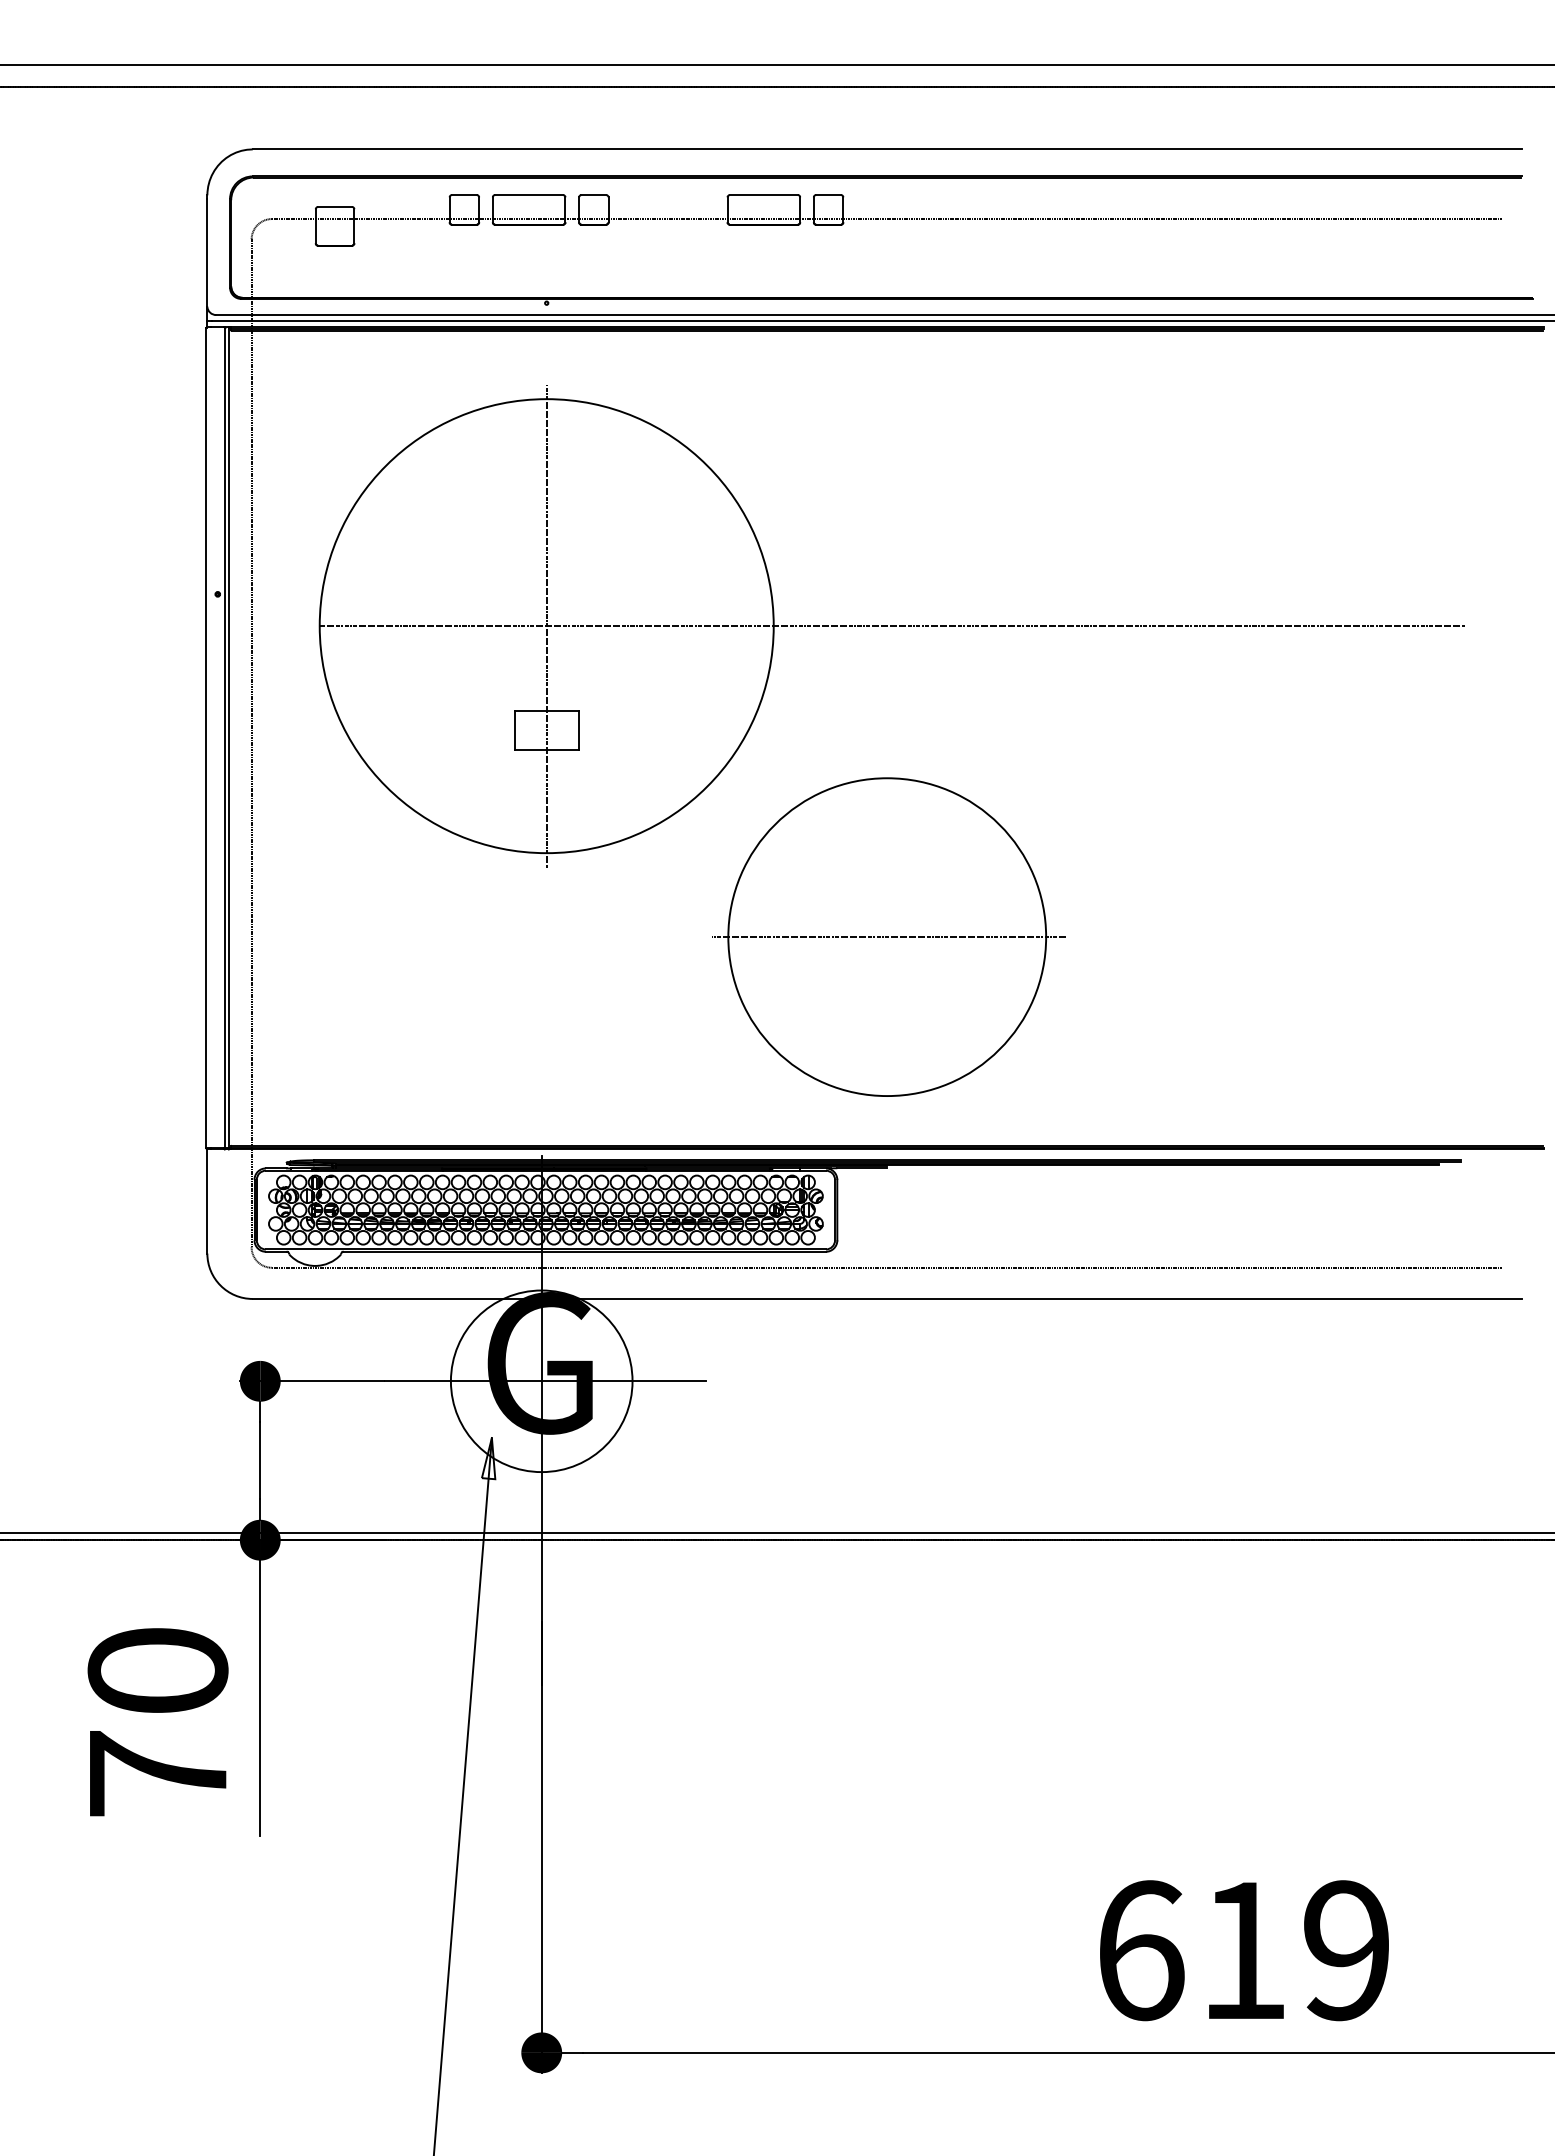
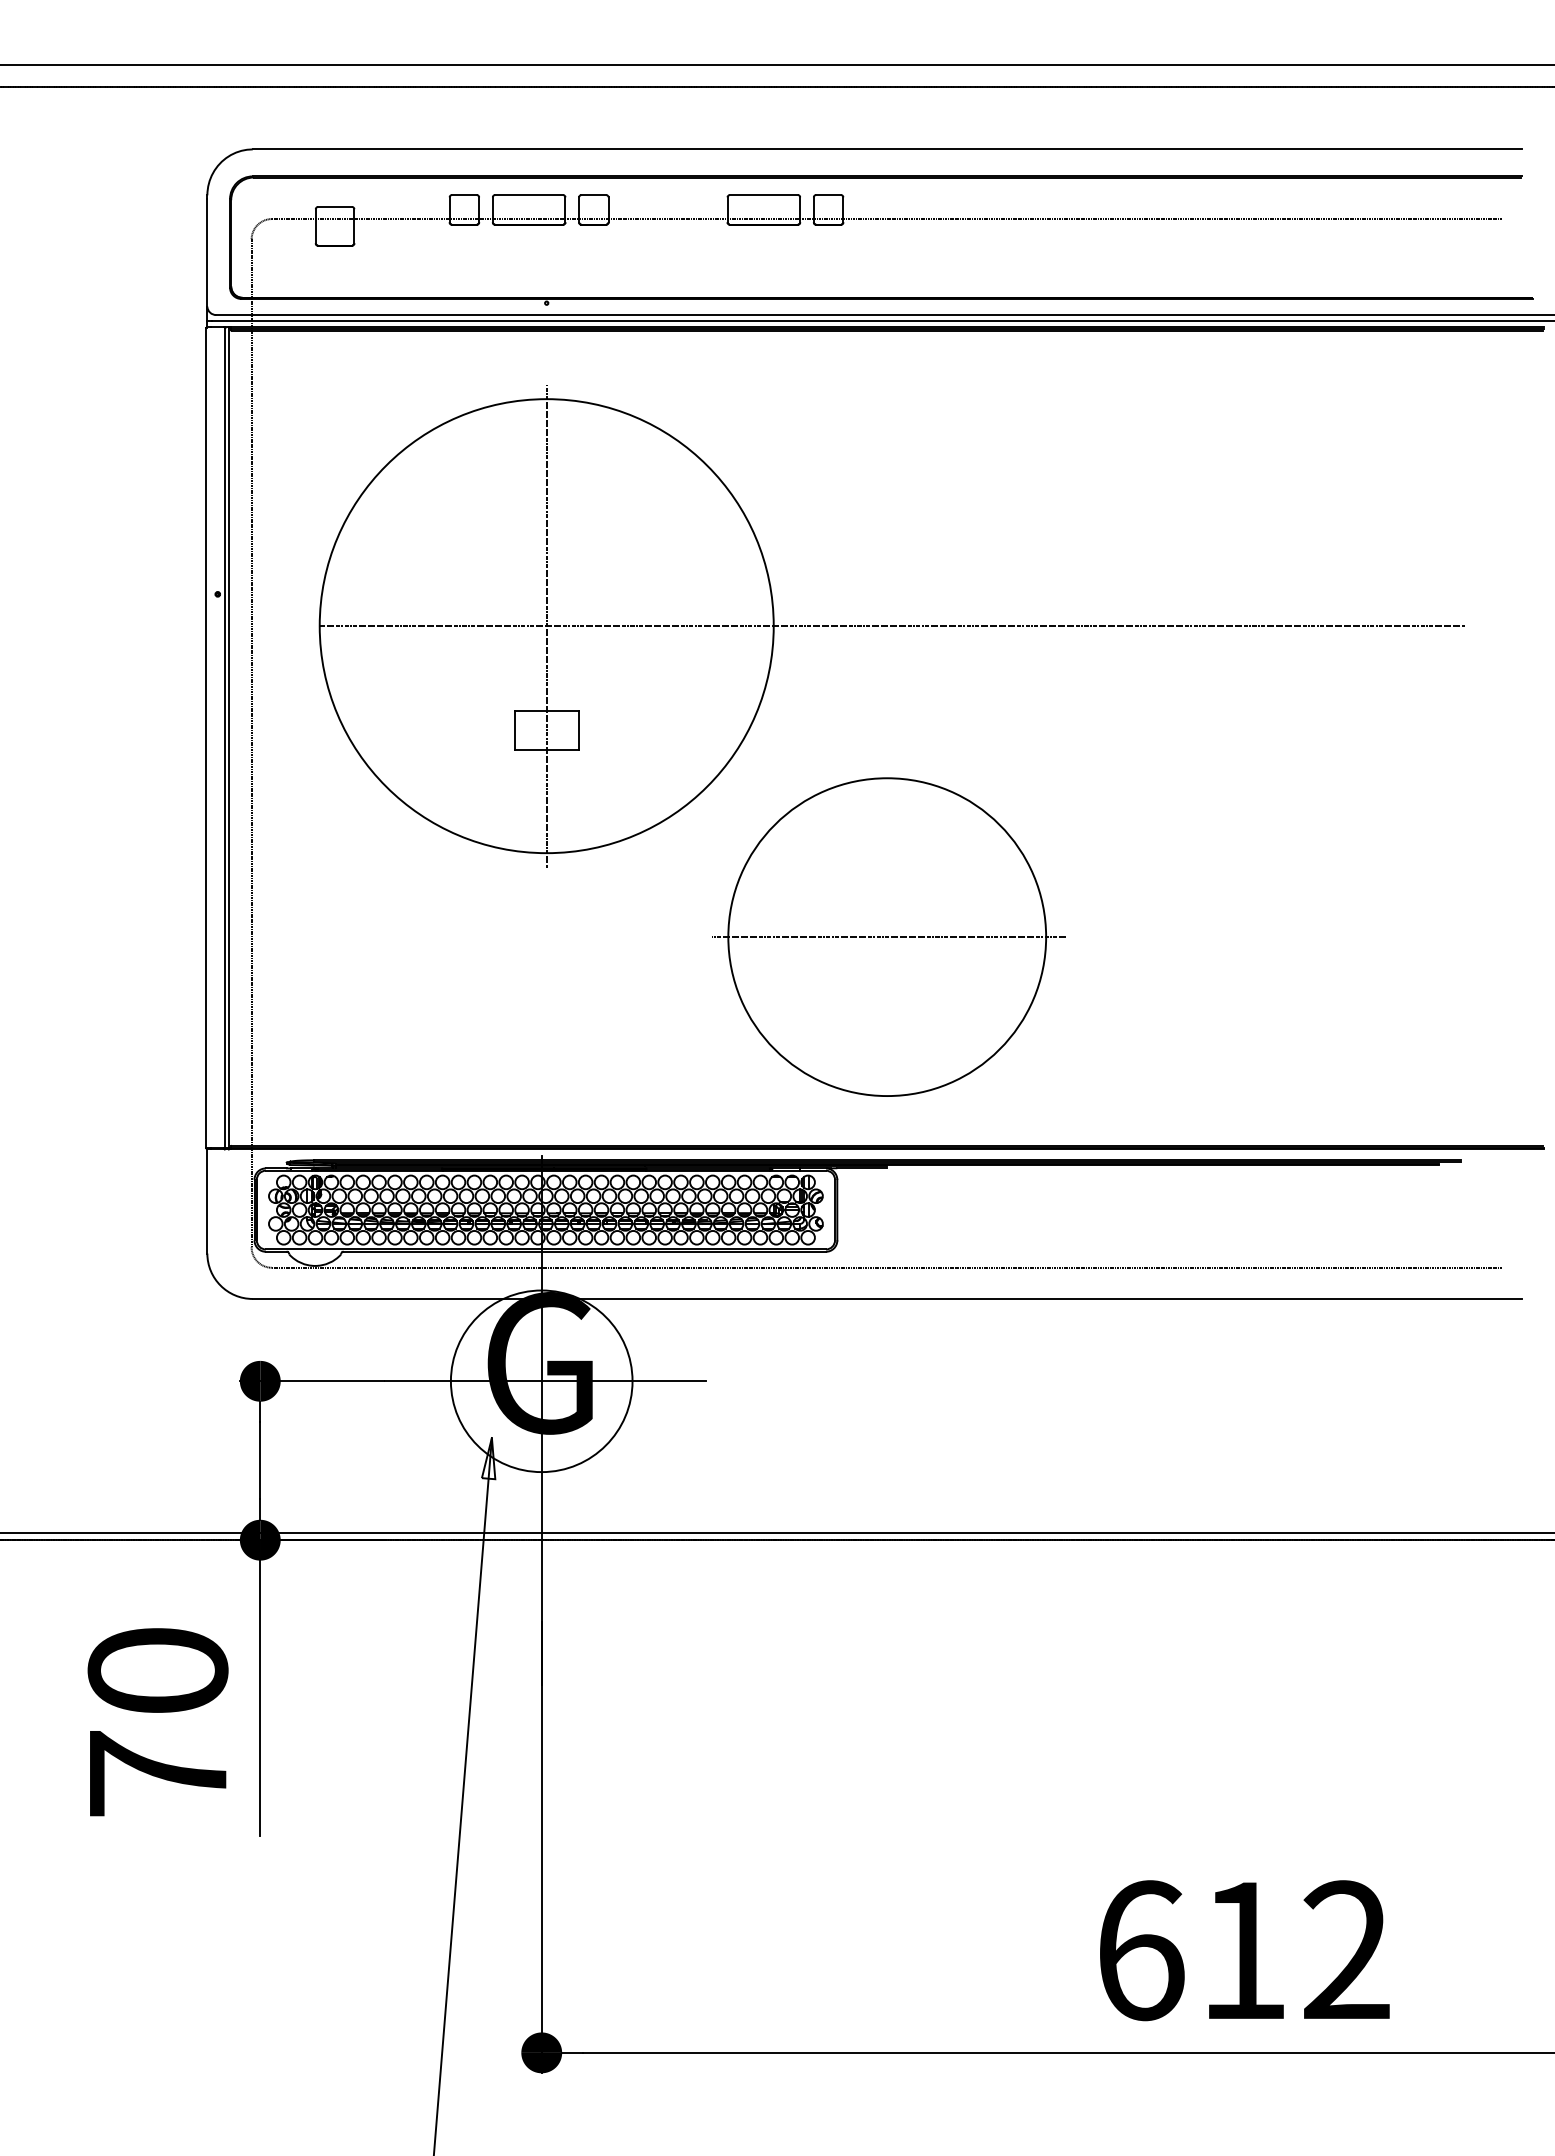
text: 619 -> 612 (1346, 1950)
